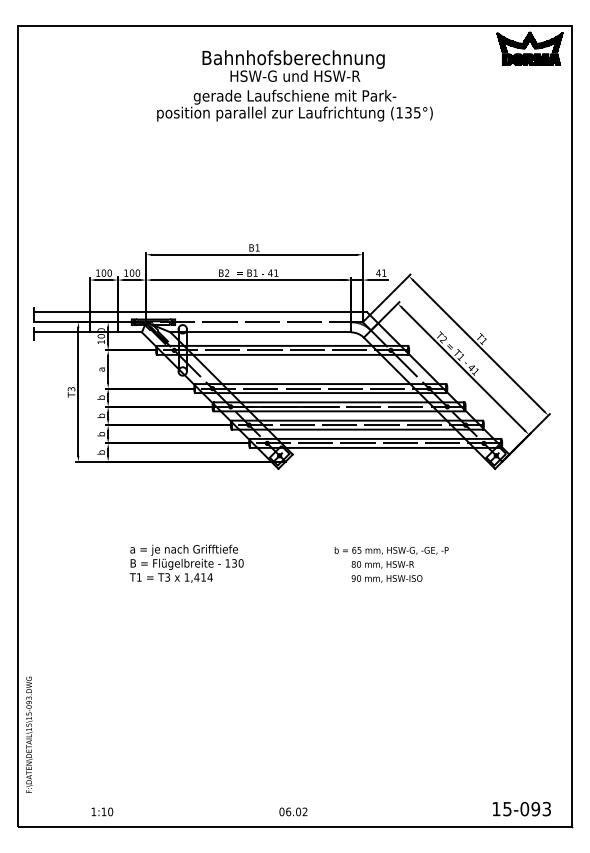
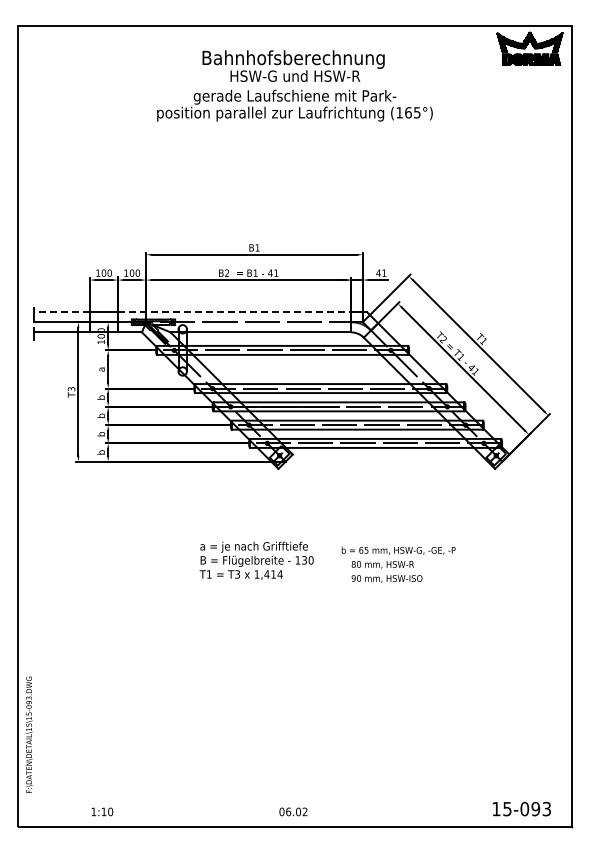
text: (135°) -> (165°) (408, 112)
line: solid -> dashed (61, 312)
line: solid -> dashed (234, 312)
text position: (391, 550) -> (398, 550) (398, 550)
text position: (186, 563) -> (256, 560) (256, 560)
